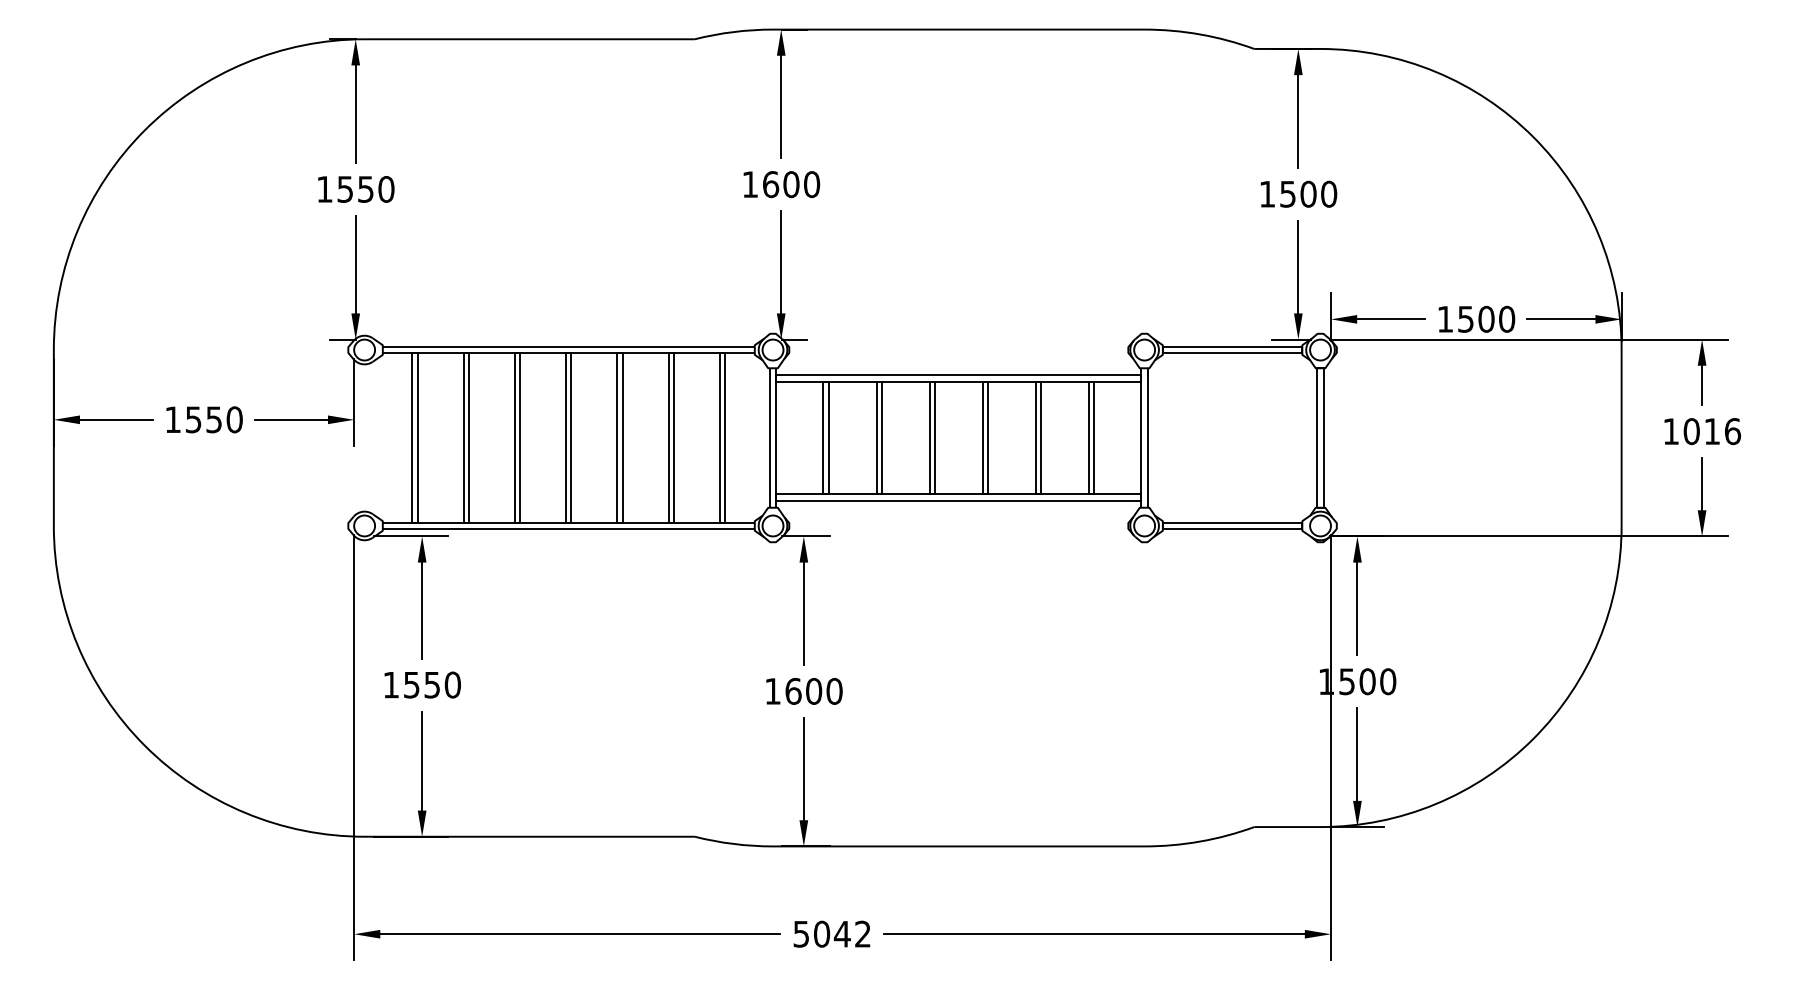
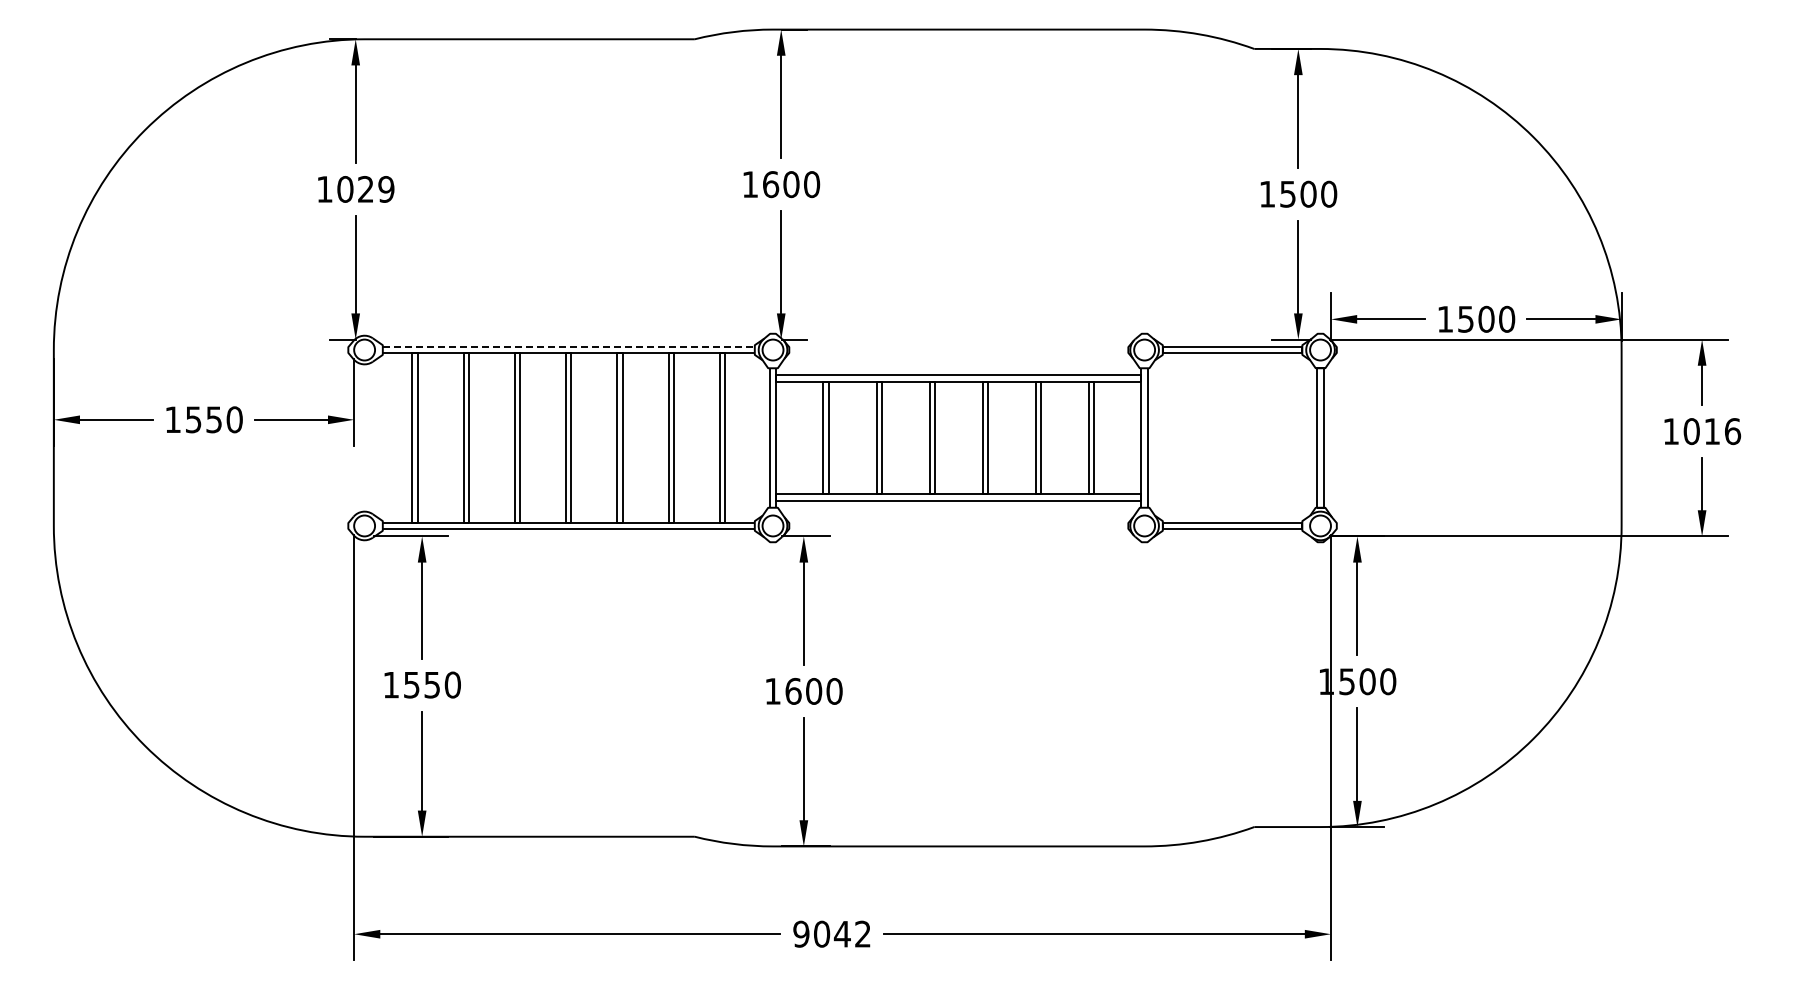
text: 1550 -> 1029 (365, 189)
line: solid -> dashed (568, 346)
text: 5042 -> 9042 (801, 933)
